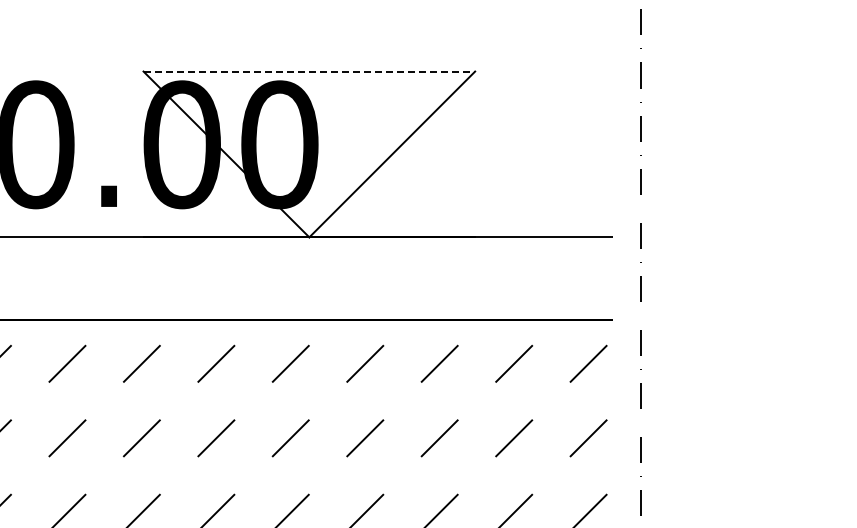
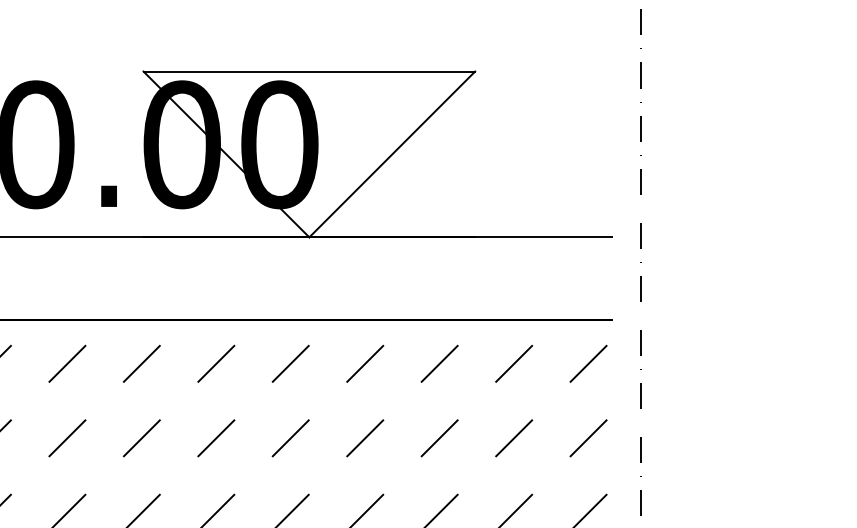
line: dashed -> solid (309, 71)
